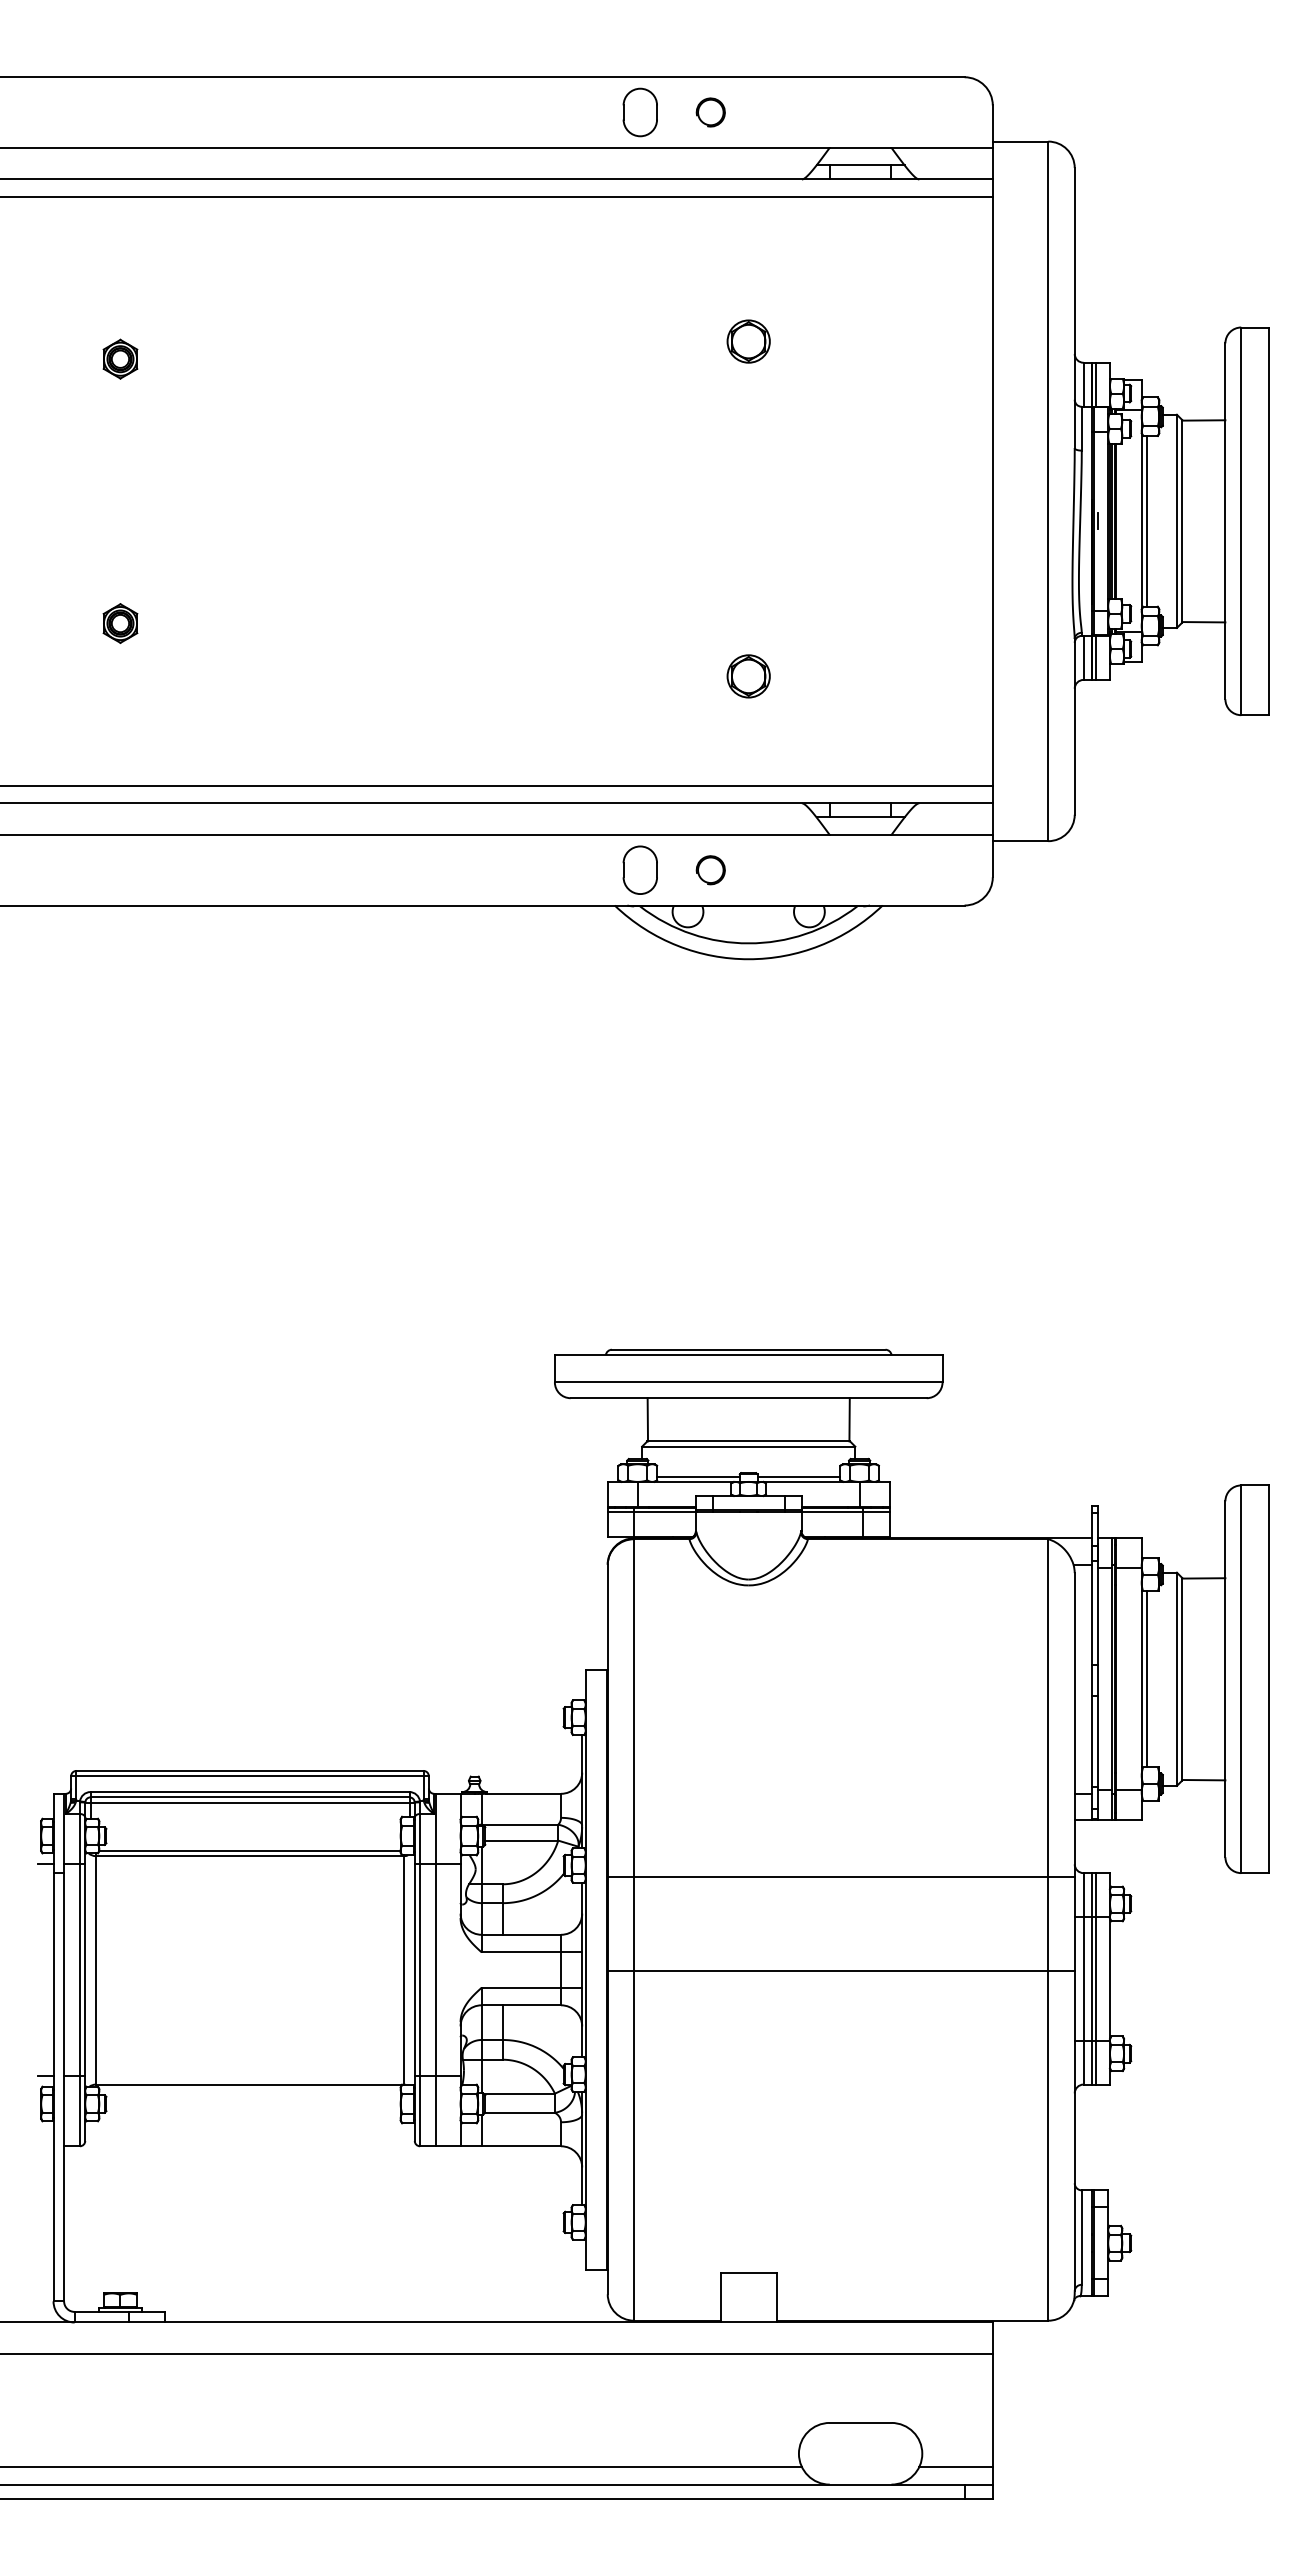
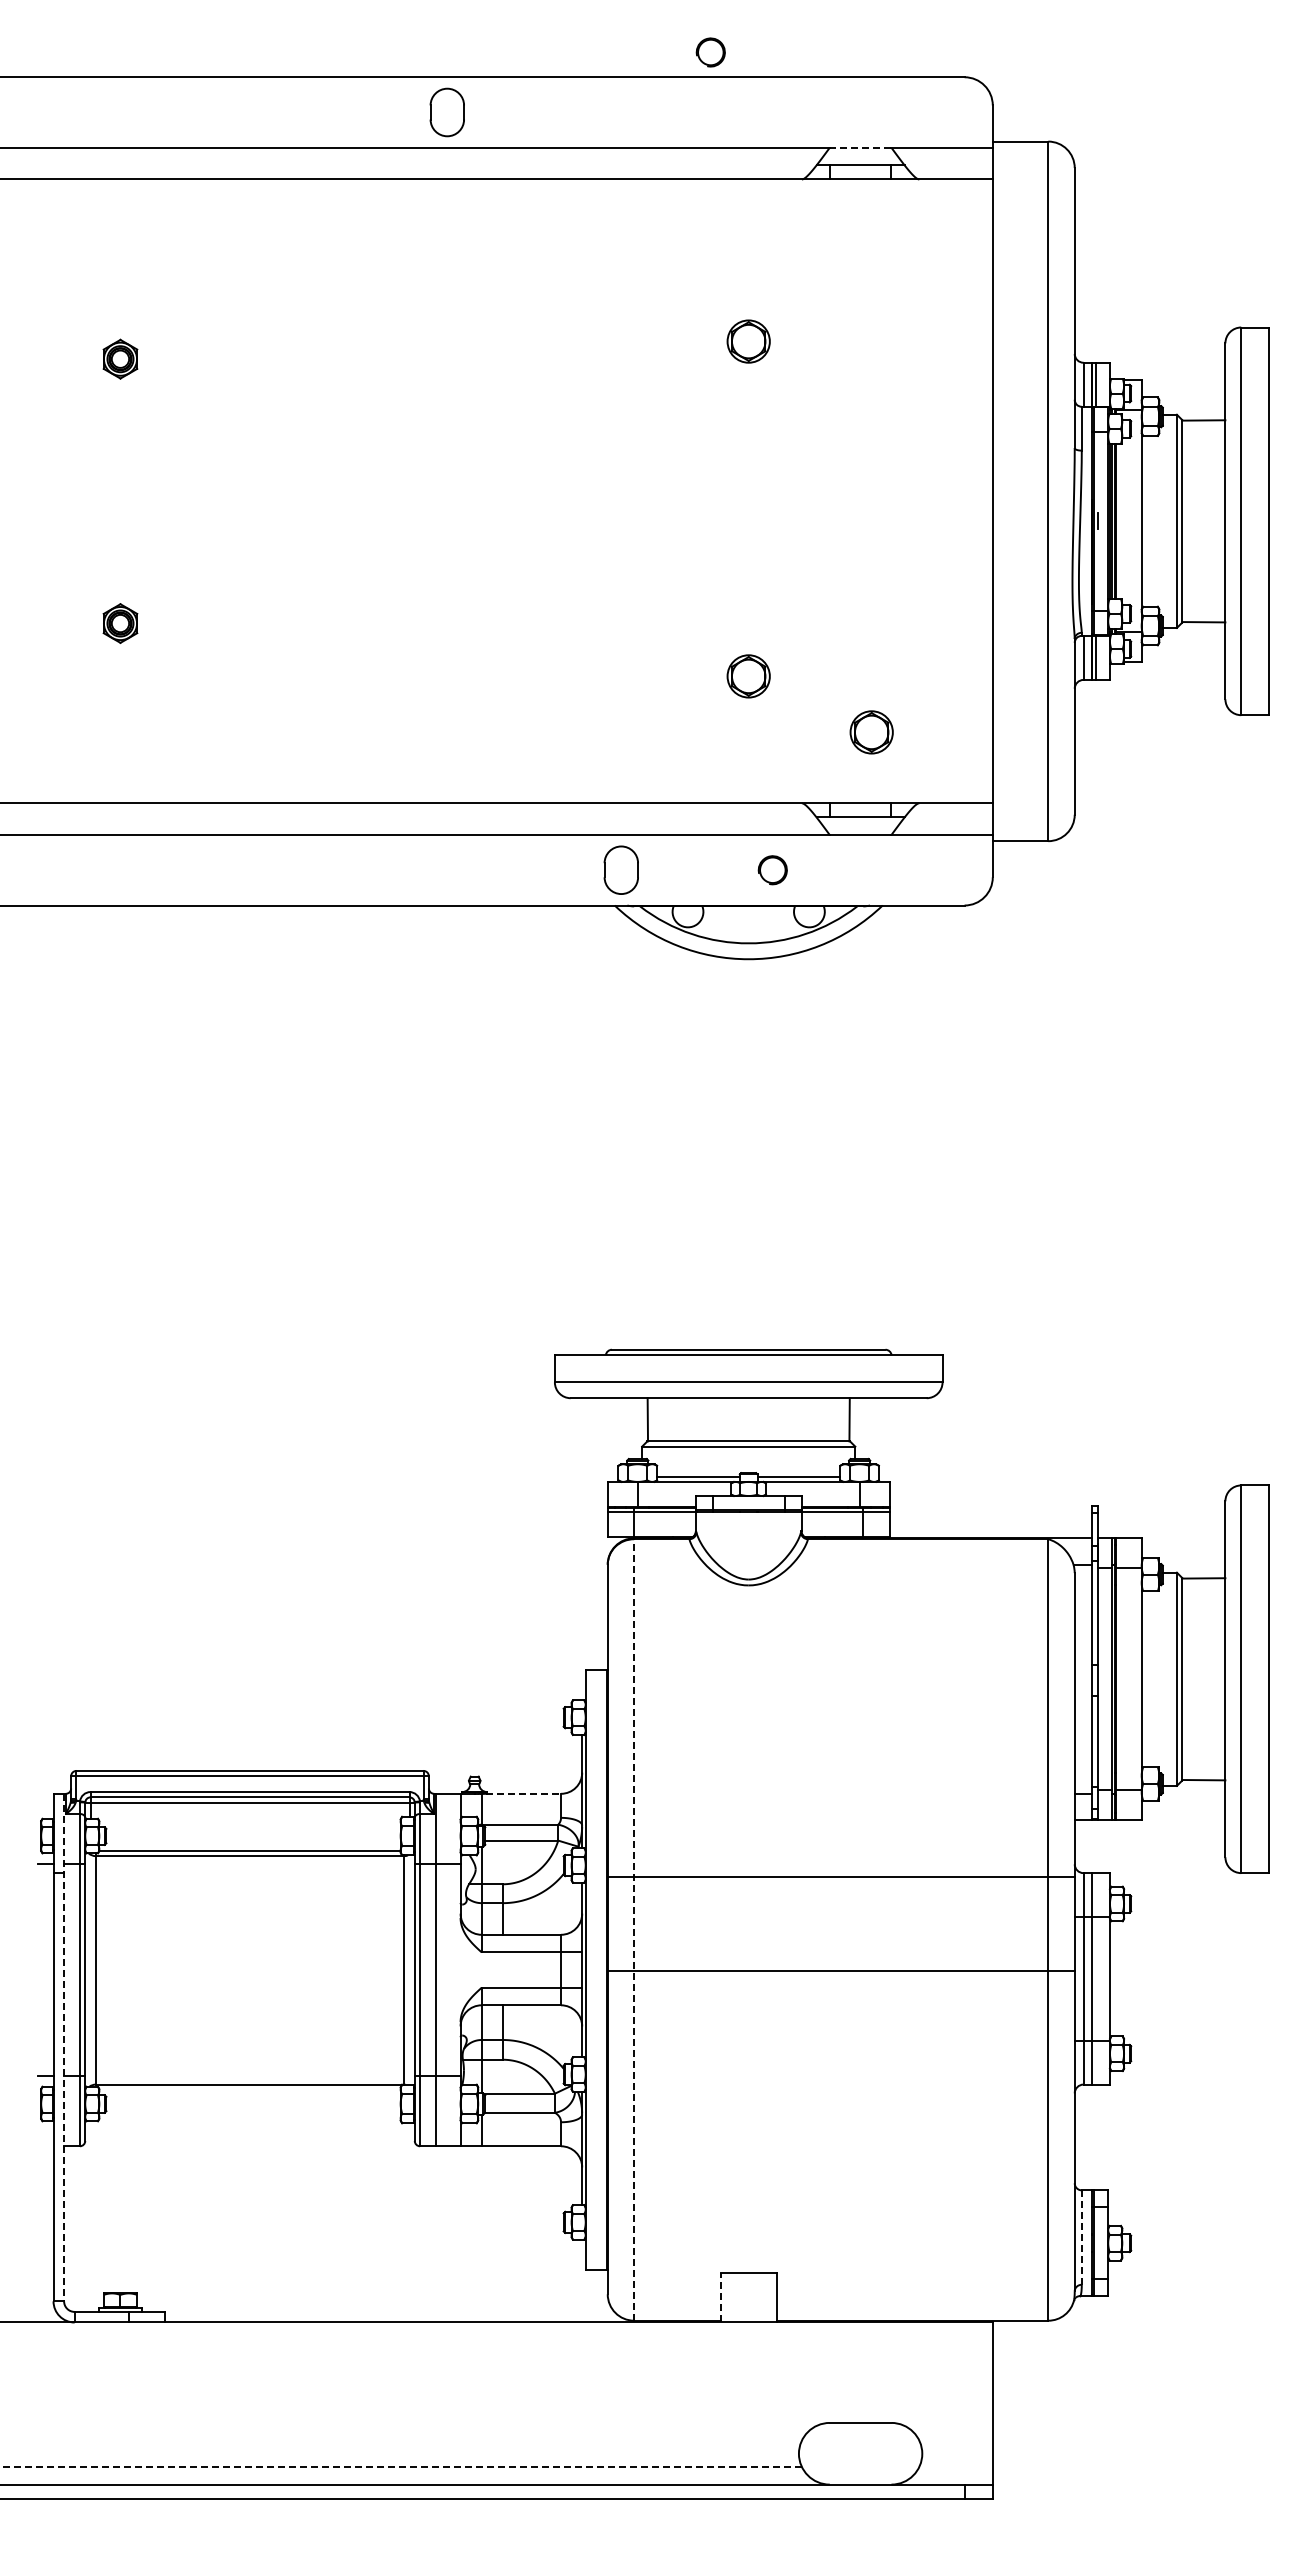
part position: (639, 112) -> (446, 112) (446, 112)
part position: (710, 112) -> (710, 52) (710, 52)
line: solid -> dashed (860, 147)
line: present -> none (497, 197)
line: present -> none (1146, 521)
part: none -> present (871, 732)
line: present -> none (497, 785)
part position: (639, 869) -> (620, 869) (620, 869)
part position: (710, 870) -> (772, 870) (772, 870)
line: present -> none (1146, 1679)
line: solid -> dashed (524, 1793)
line: solid -> dashed (634, 1929)
line: present -> none (1095, 1978)
line: solid -> dashed (64, 2047)
line: solid -> dashed (1081, 2238)
line: solid -> dashed (720, 2297)
line: present -> none (497, 2354)
line: solid -> dashed (400, 2467)
line: present -> none (955, 2467)
